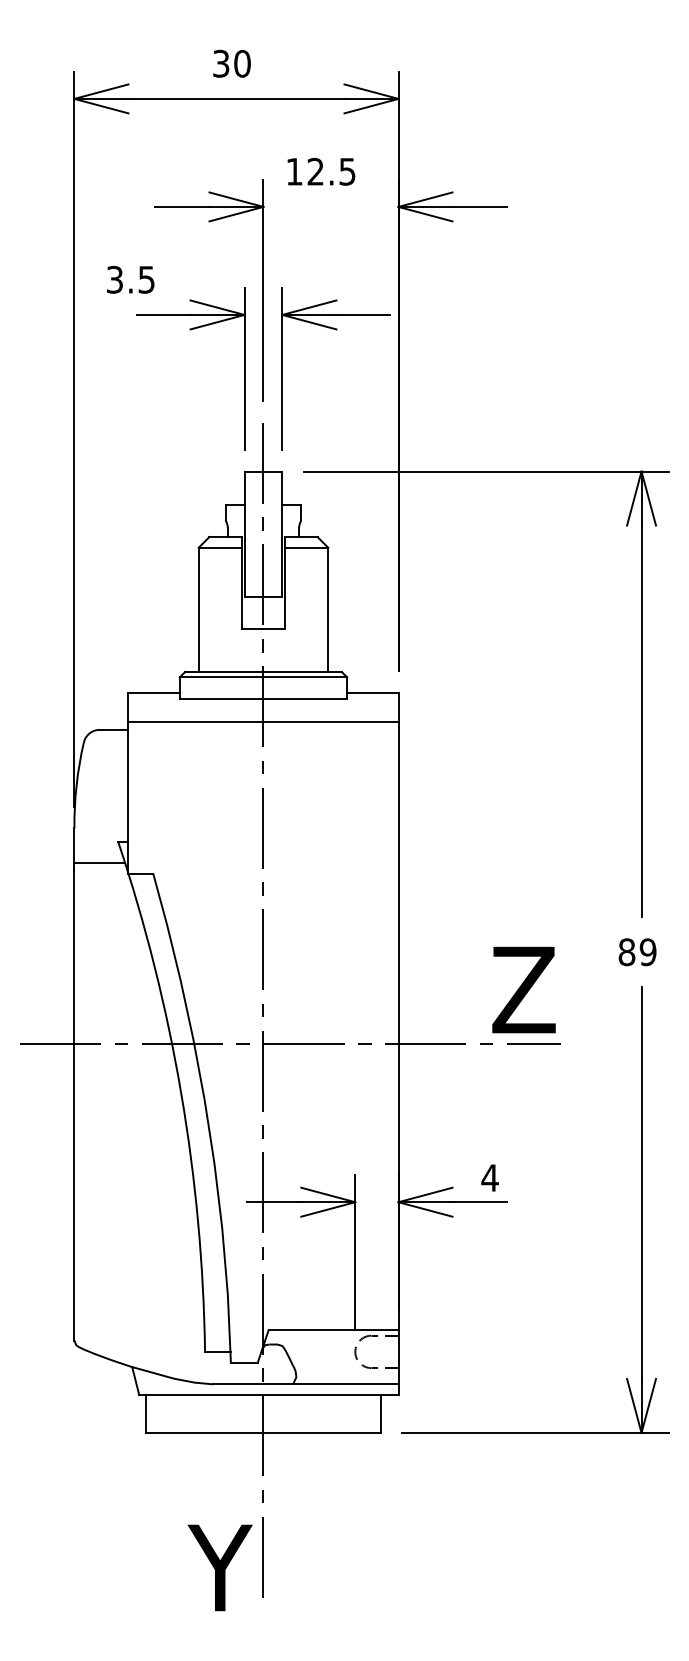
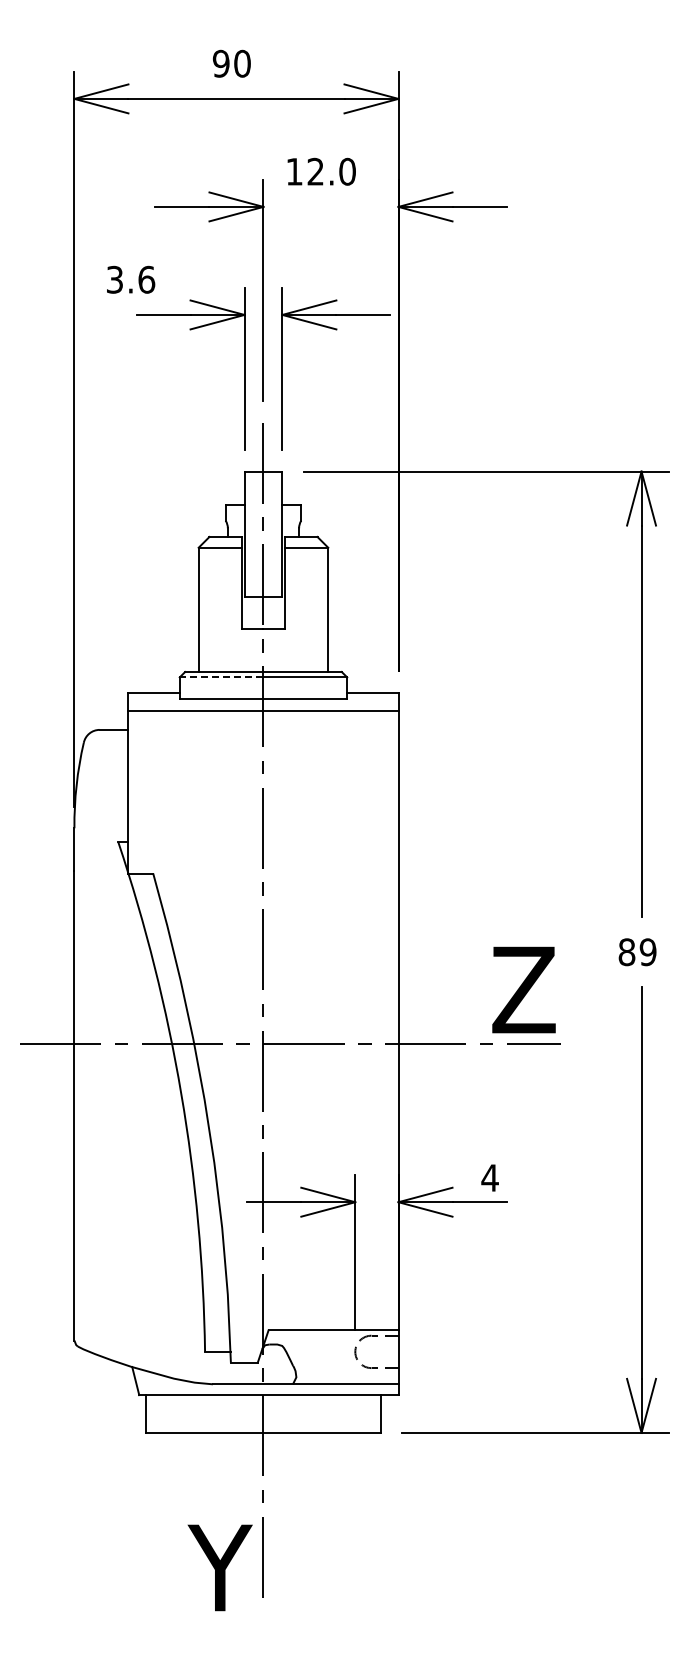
text: 30 -> 90 (220, 63)
text: 12.5 -> 12.0 (347, 171)
text: 3.5 -> 3.6 (146, 279)
line: solid -> dashed (221, 677)
line position: (263, 722) -> (263, 711) (263, 711)
line: present -> none (99, 862)
